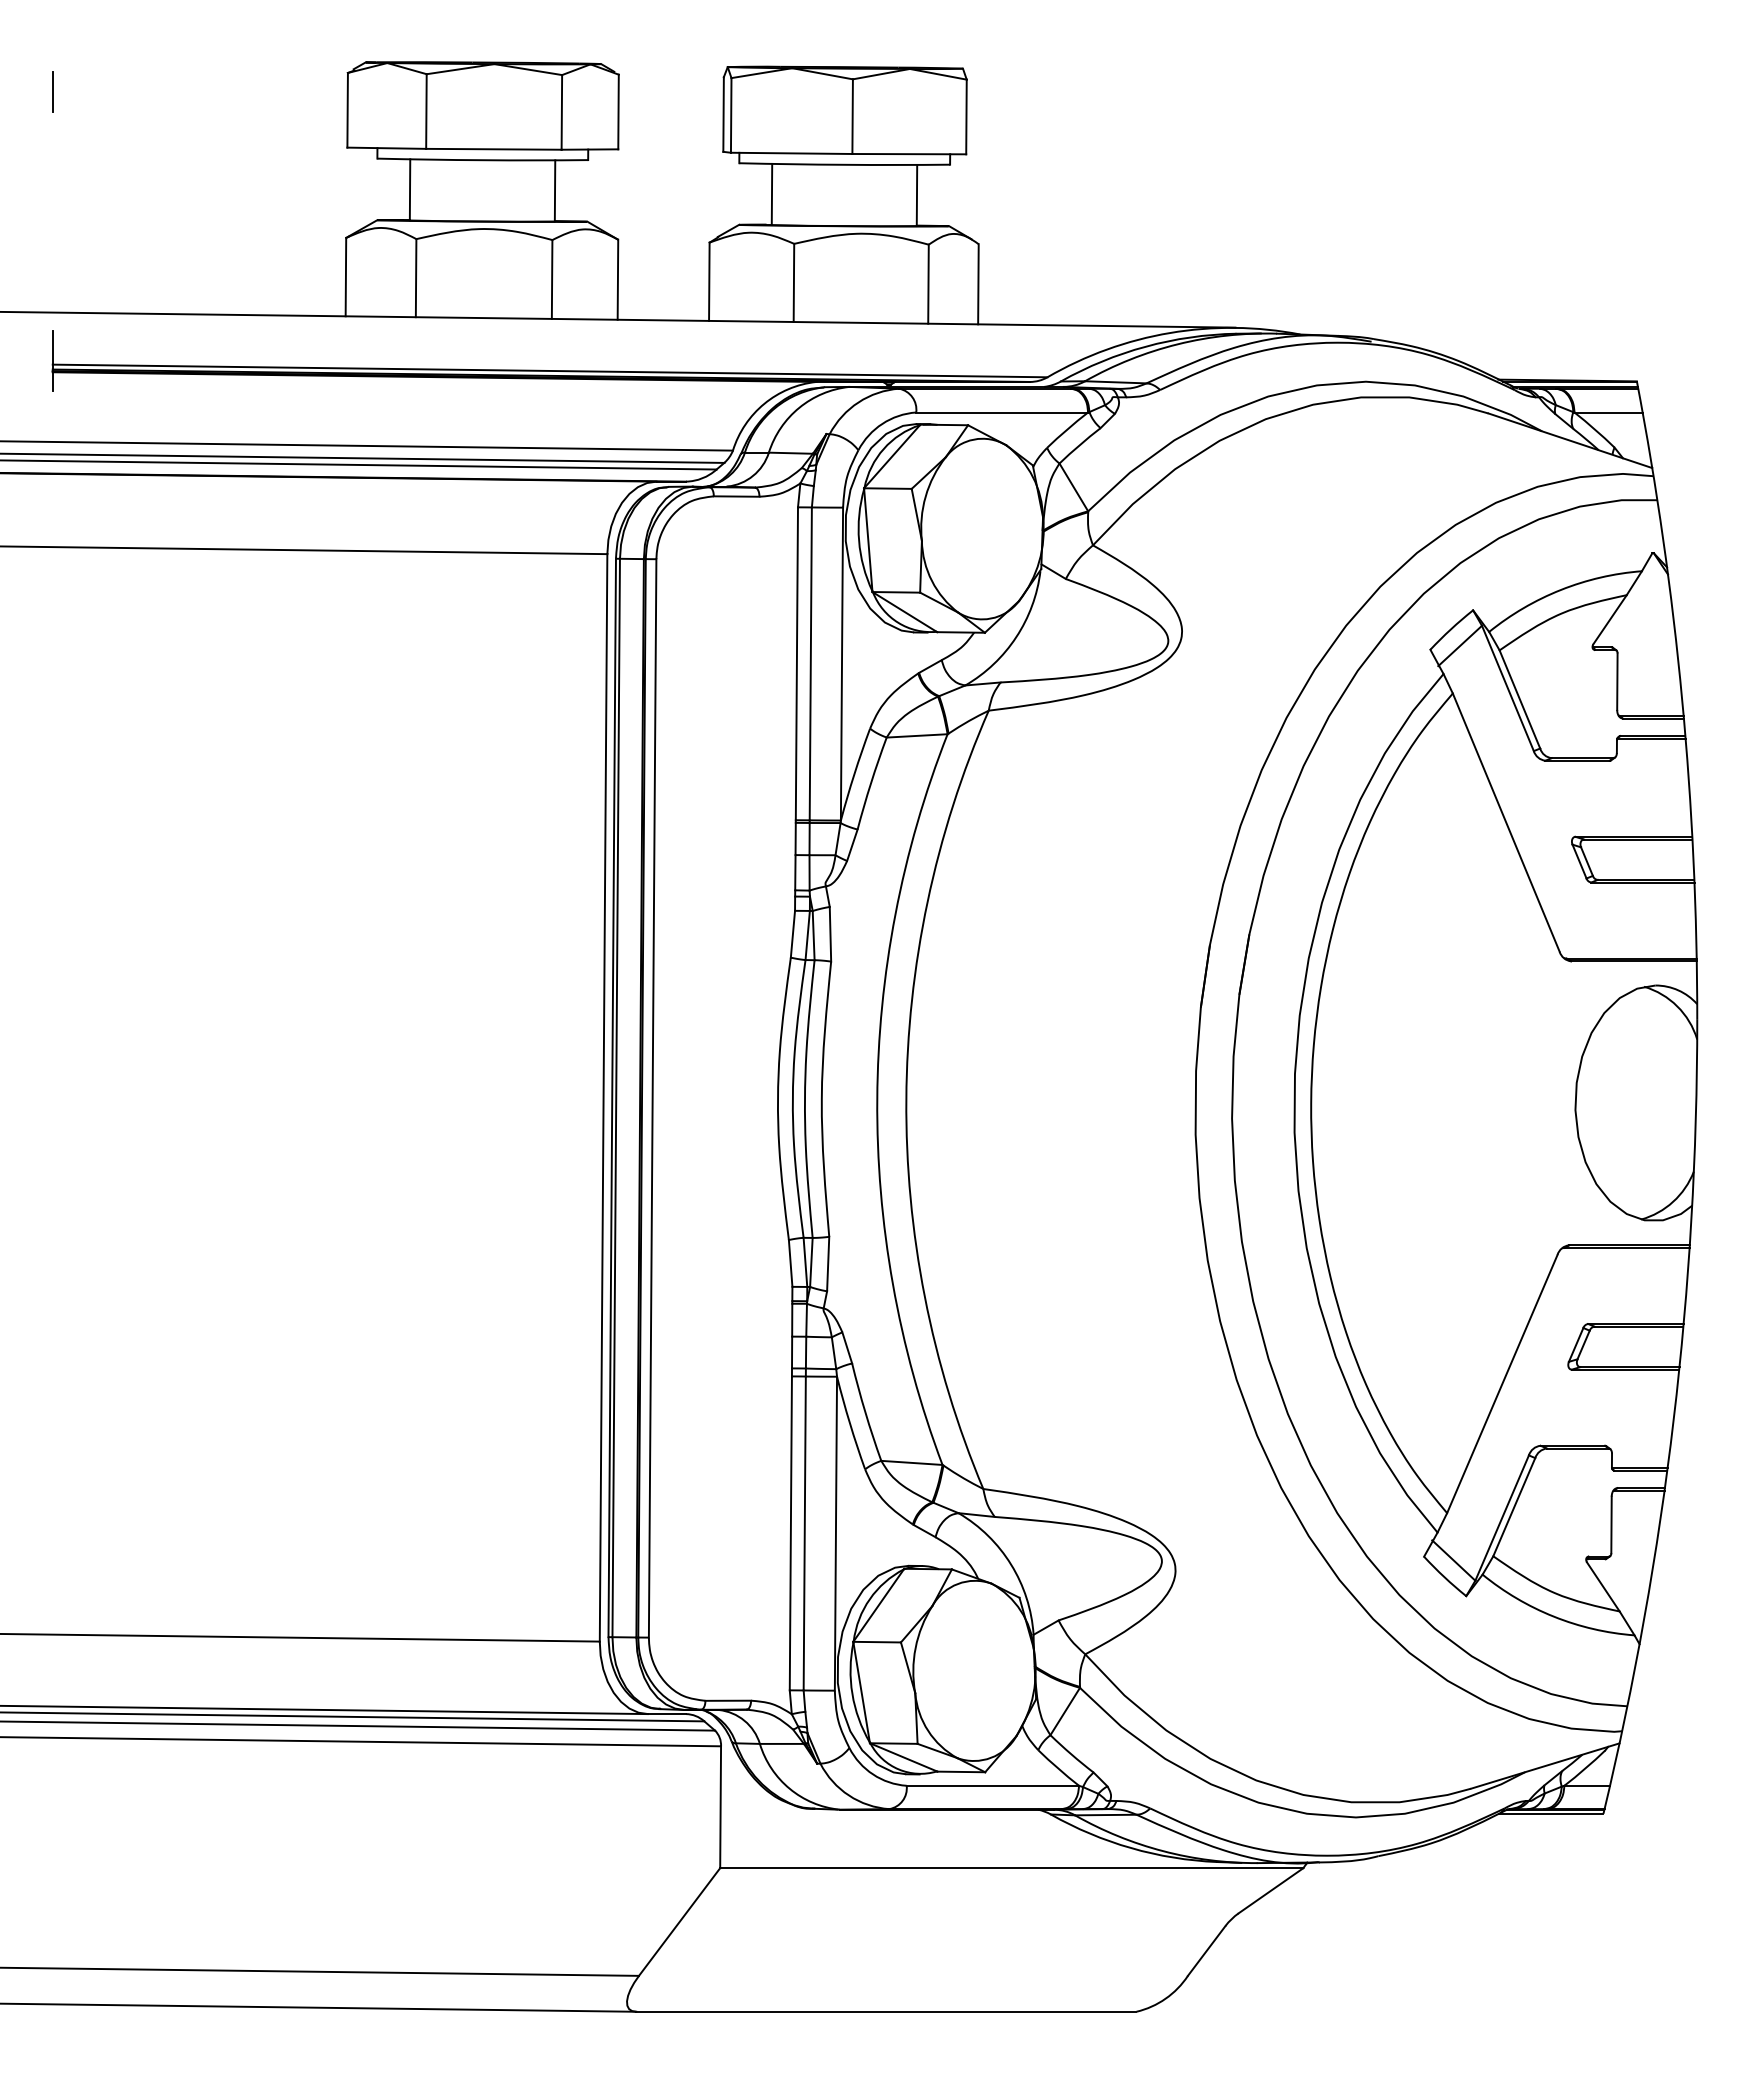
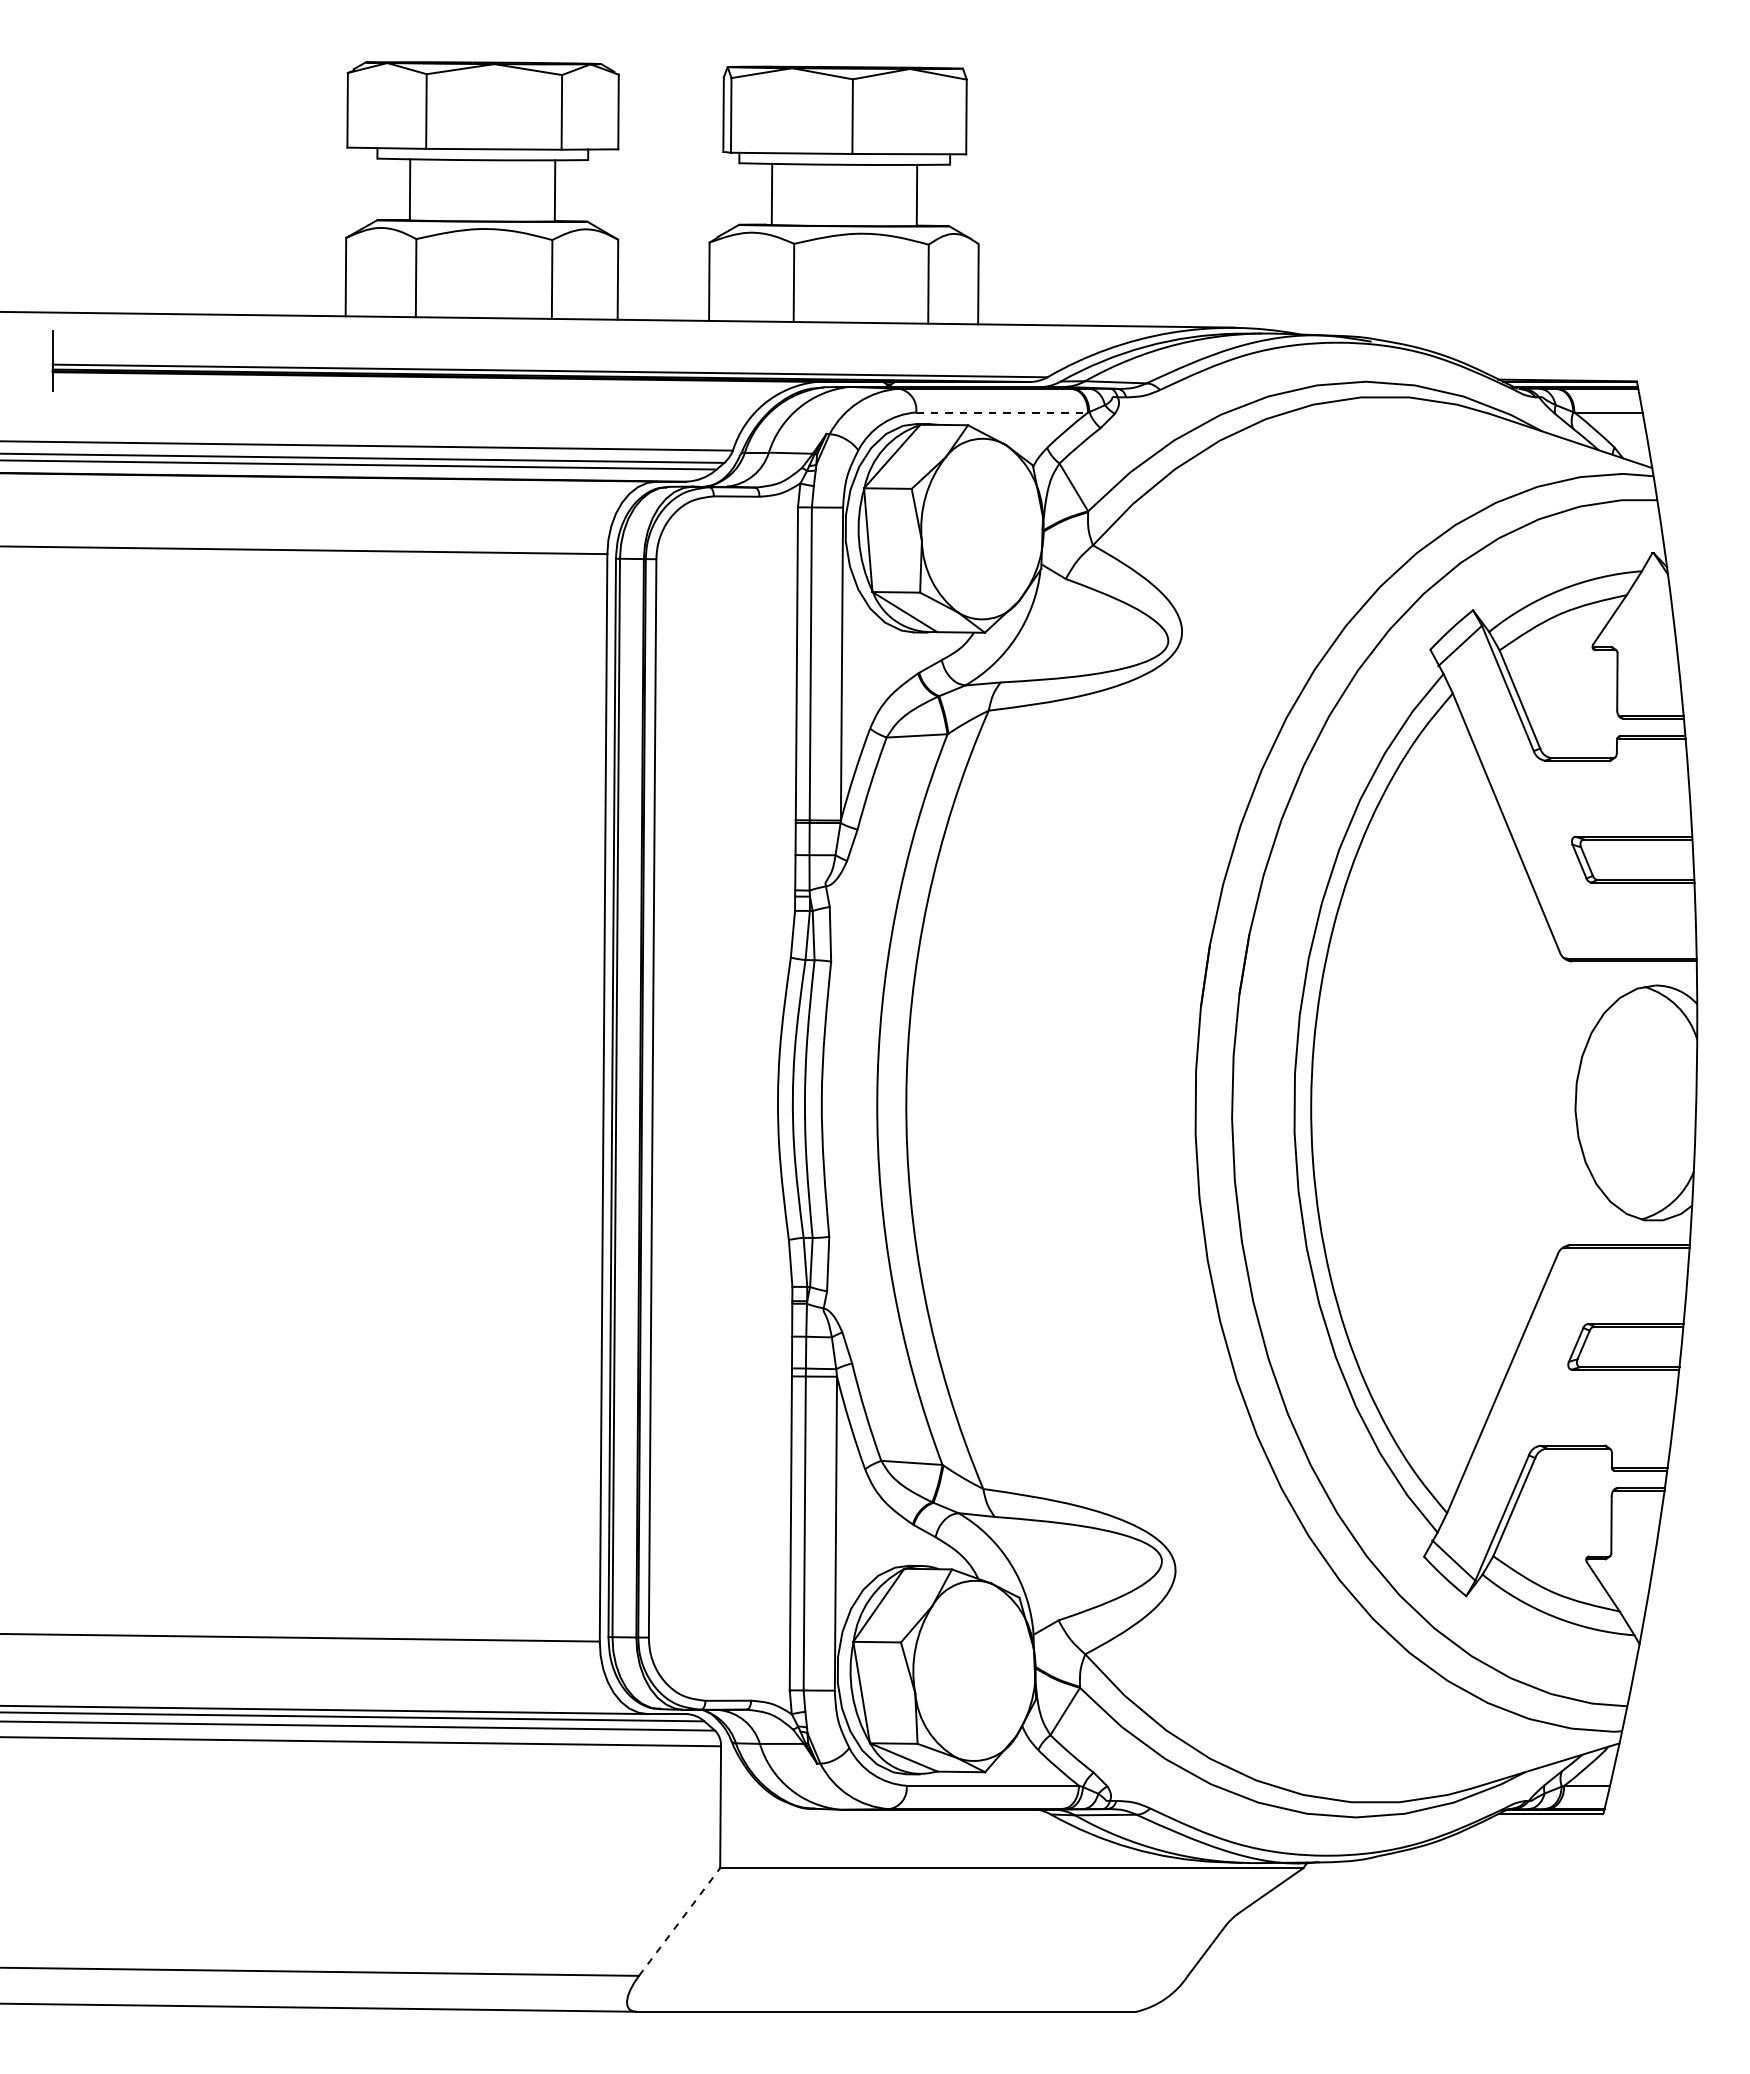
line: present -> none (52, 91)
line: solid -> dashed (1002, 412)
line: solid -> dashed (679, 1921)
